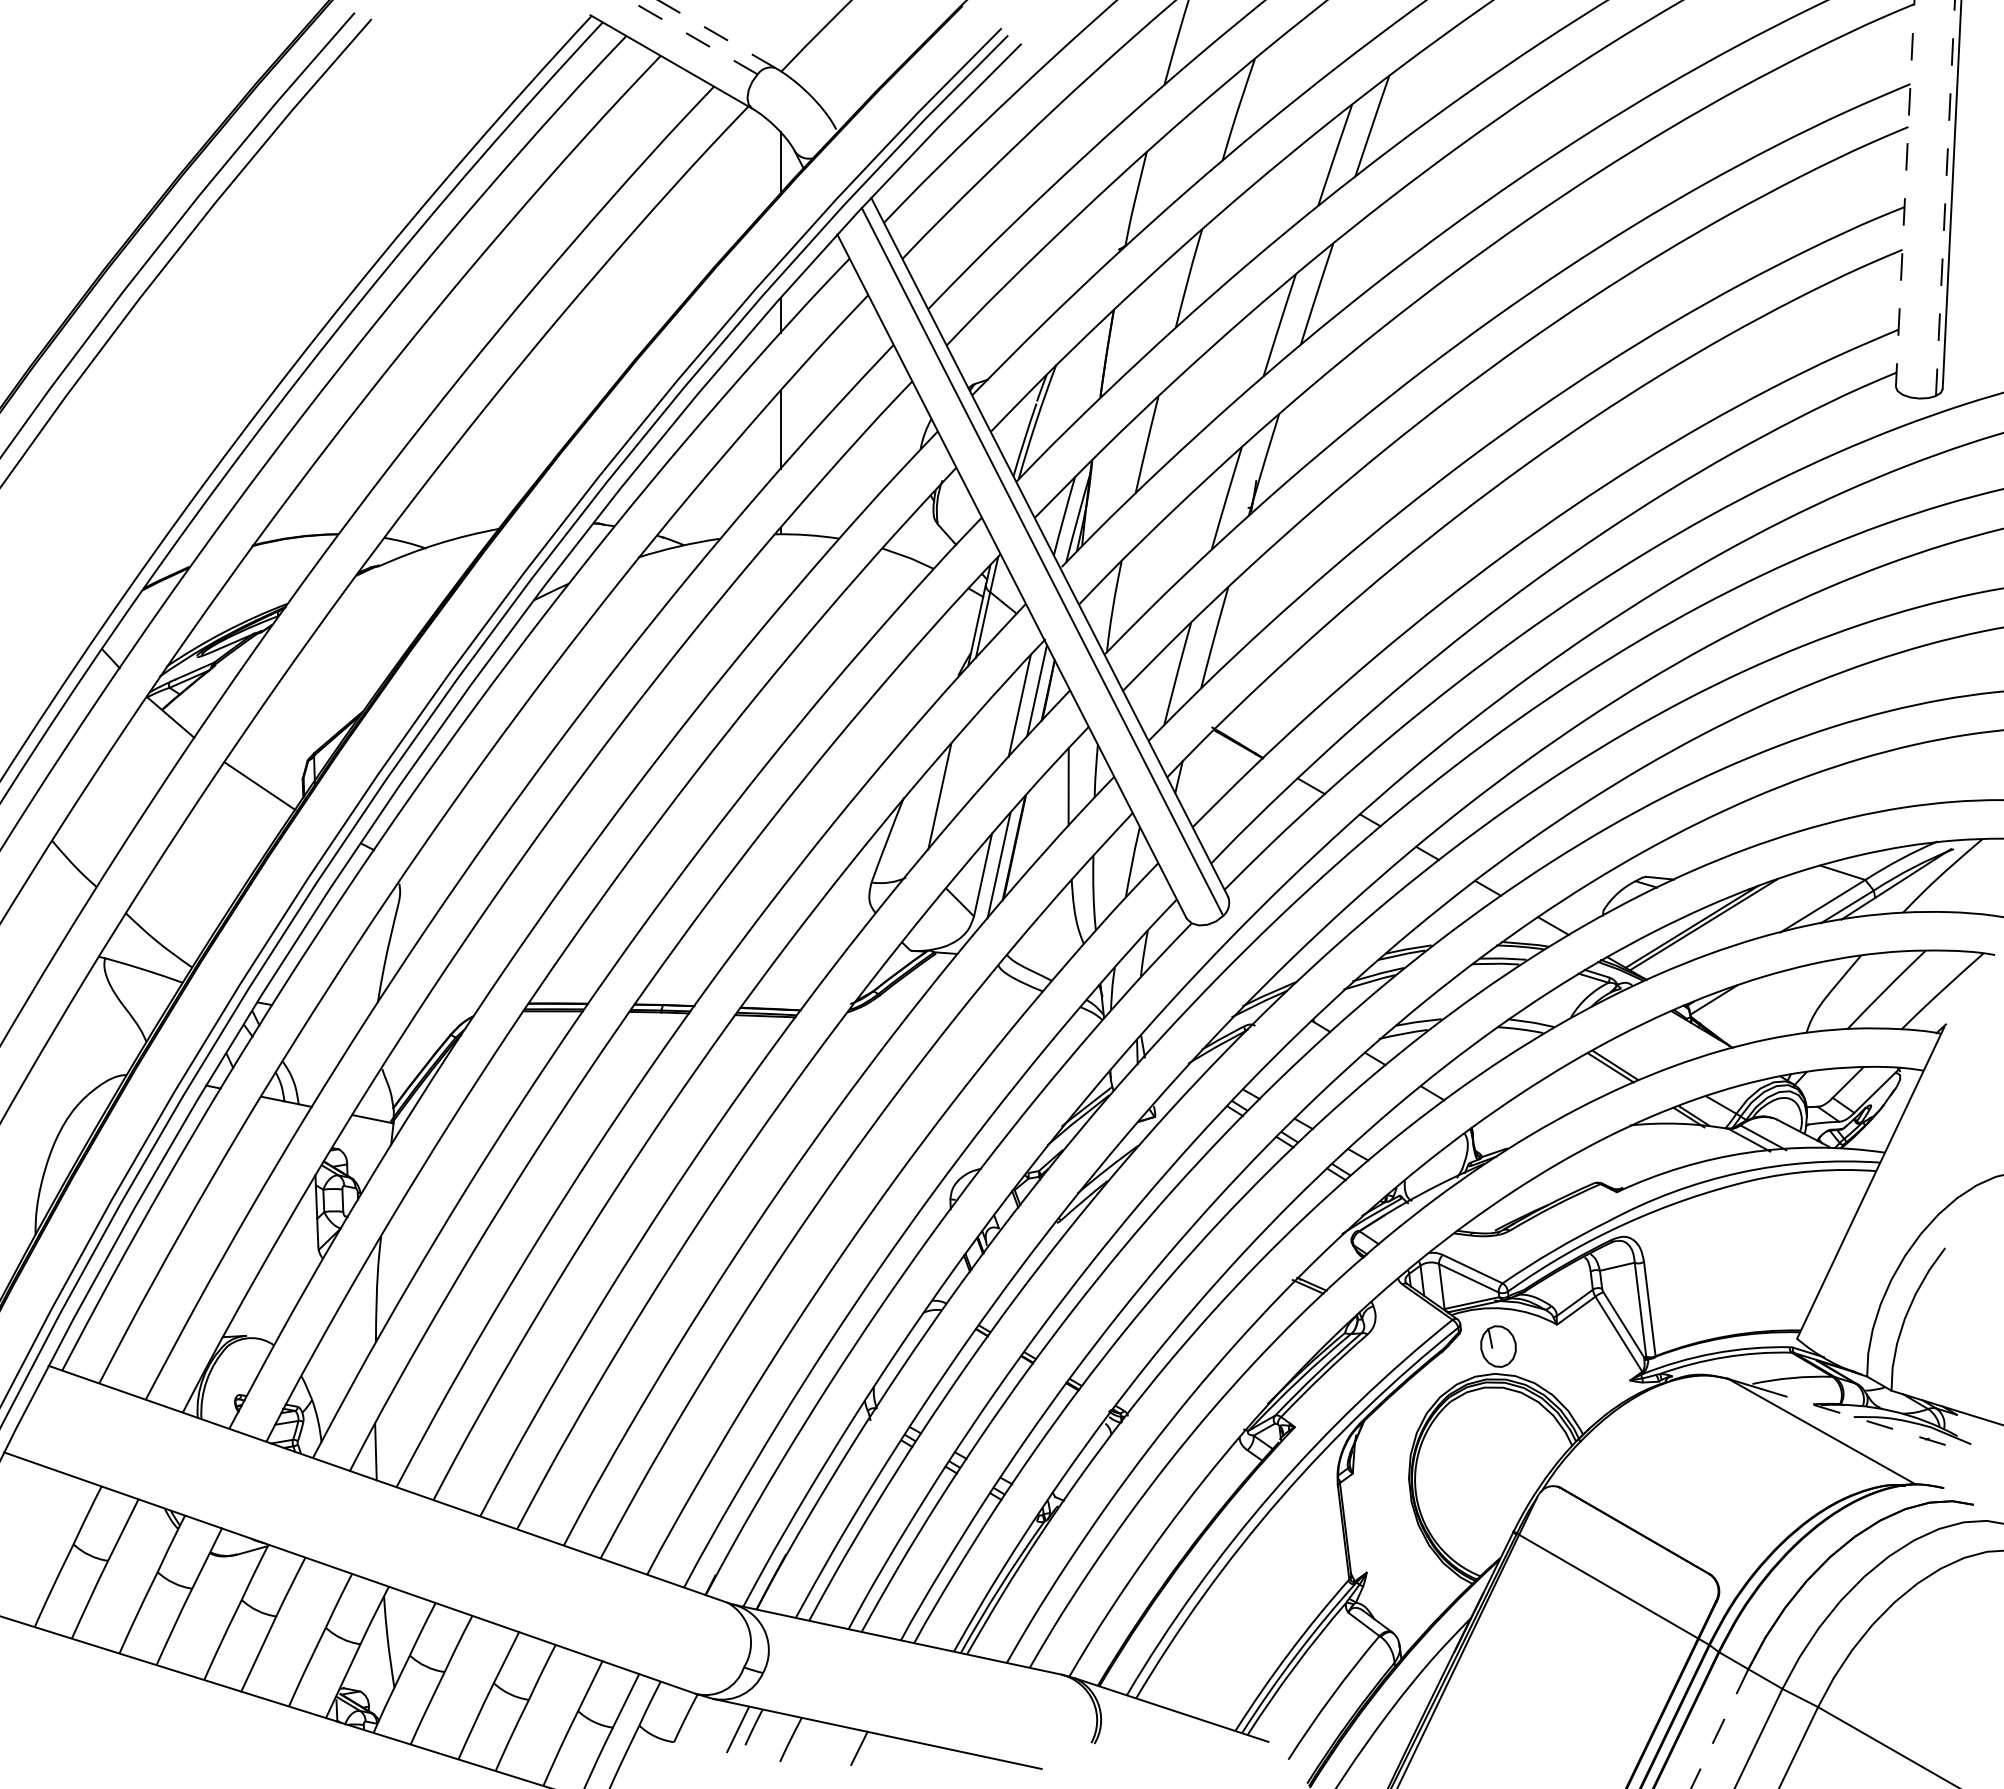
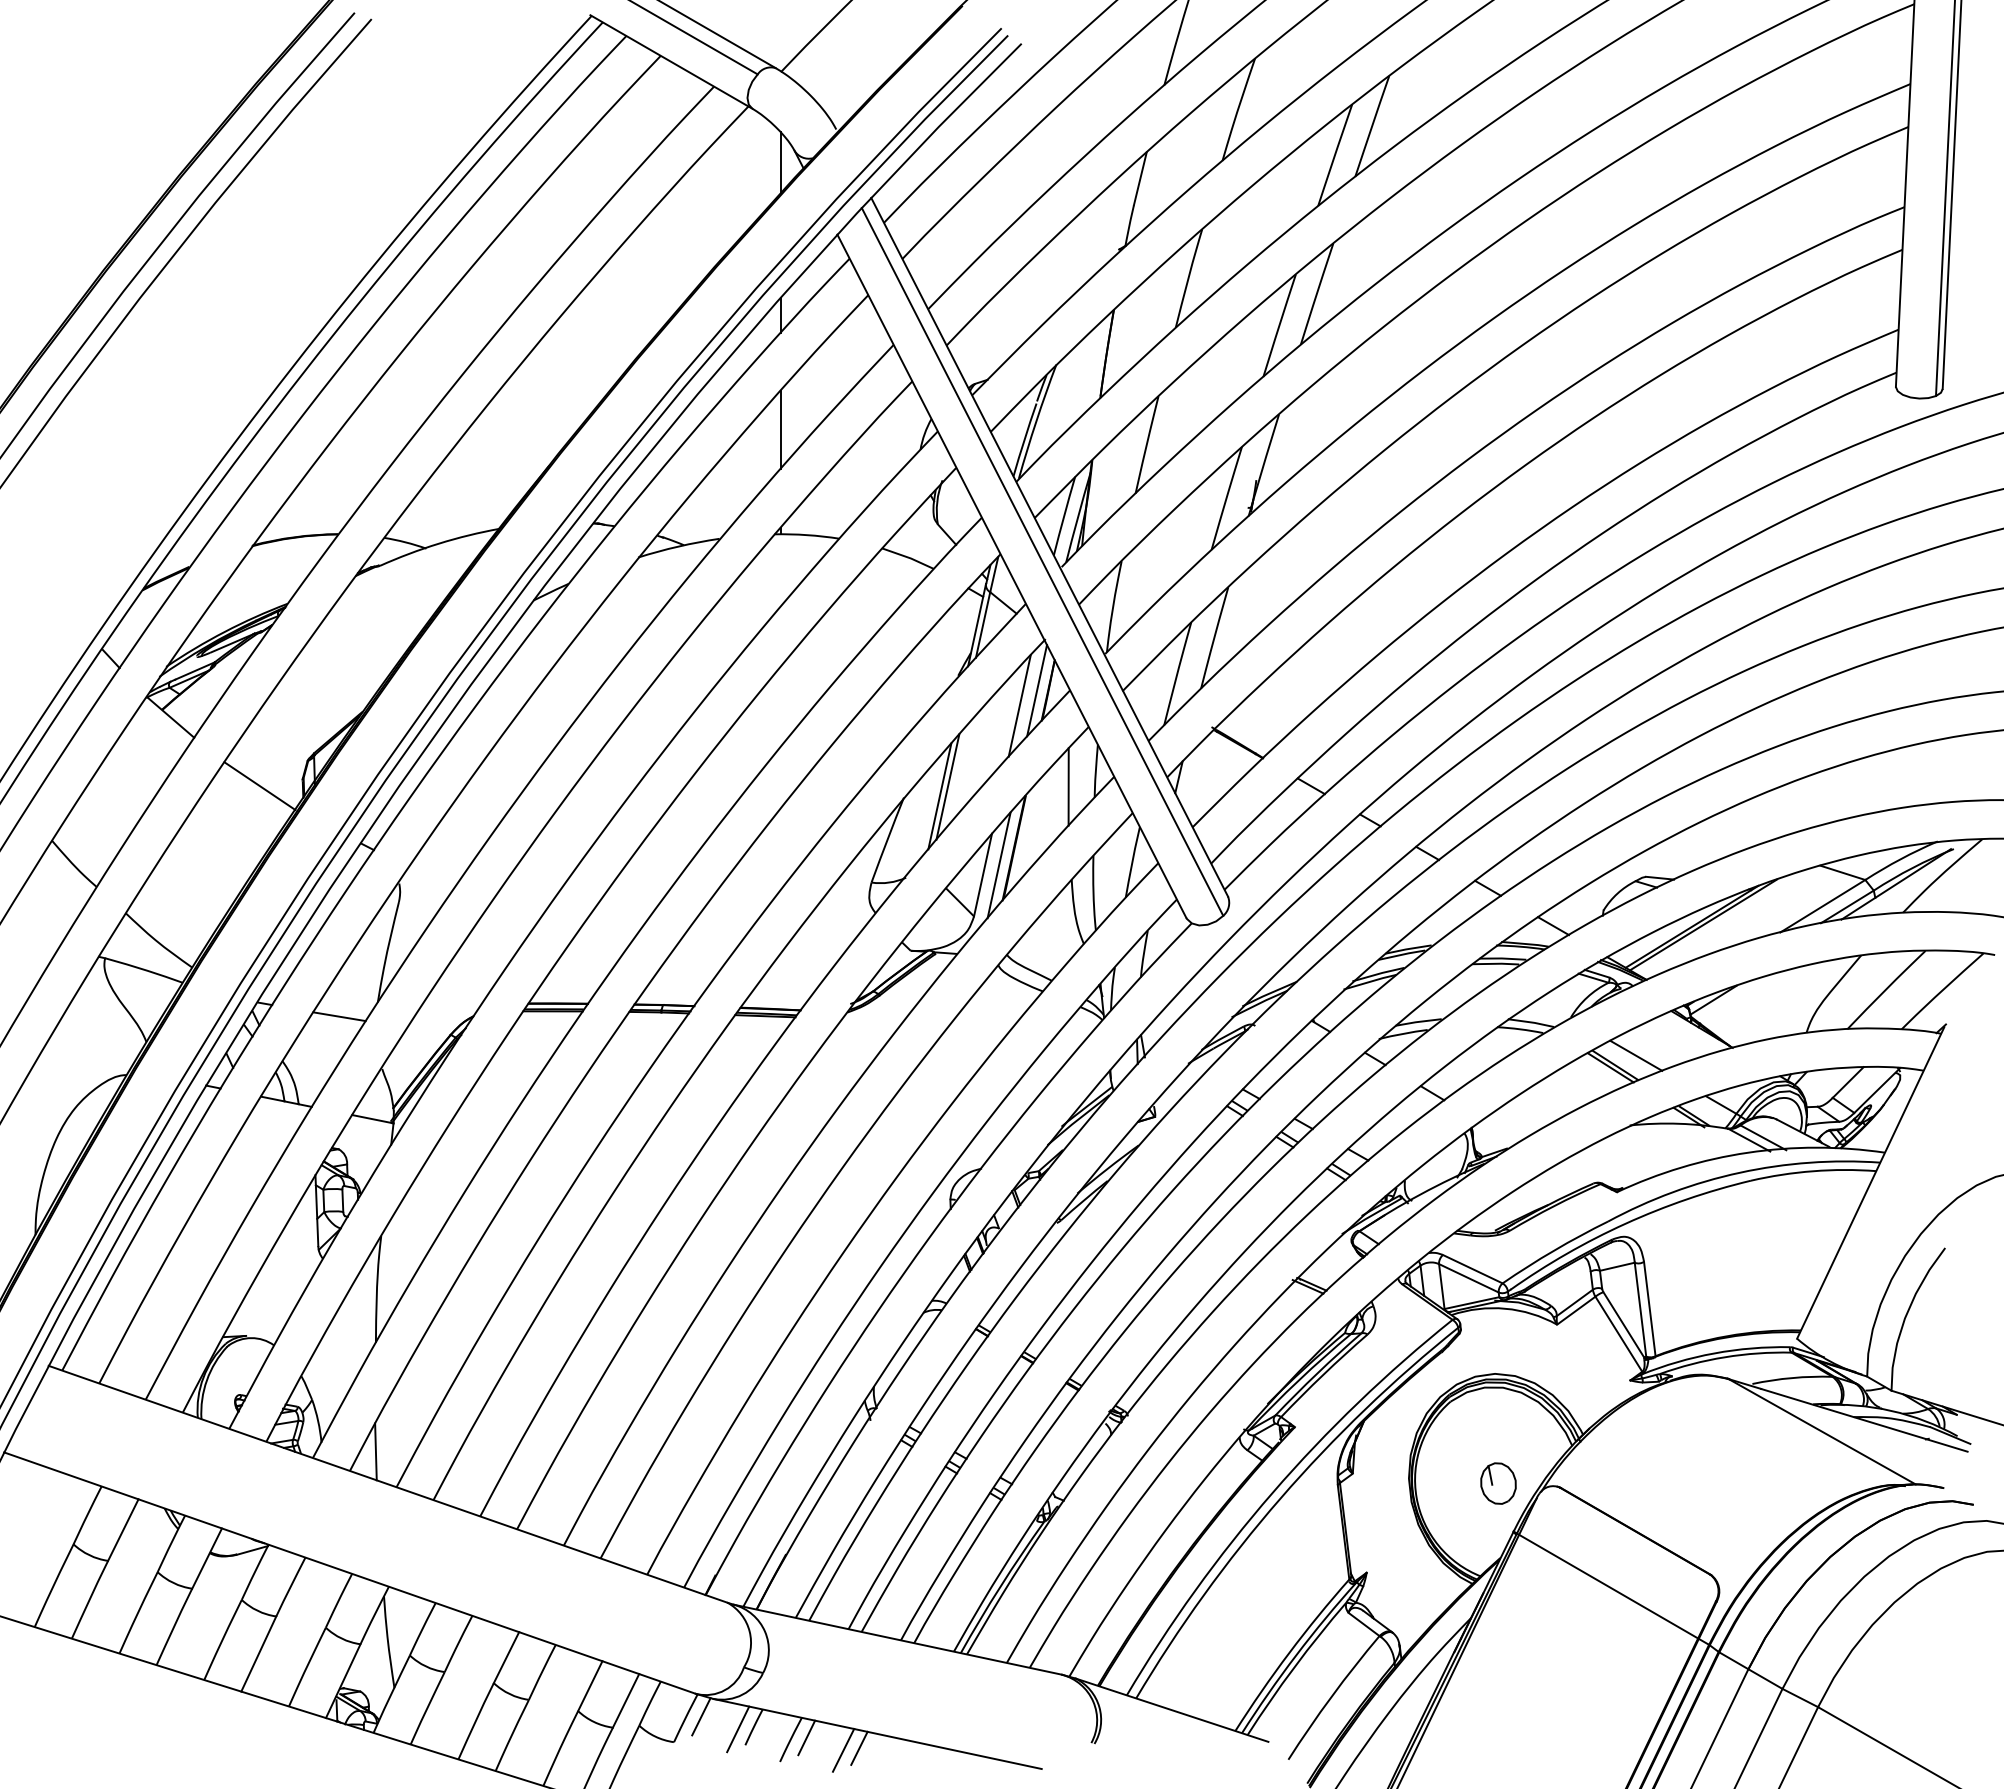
line: dashed -> solid (716, 34)
line: dashed -> solid (693, 37)
line: dashed -> solid (1905, 194)
line: dashed -> solid (1945, 198)
line: none -> present (947, 786)
line: none -> present (339, 1016)
line: none -> present (1636, 1055)
part position: (1498, 1346) -> (1498, 1483) (1498, 1483)
line: dashed -> solid (1864, 1420)
line: none -> present (701, 1716)
line: dashed -> solid (1719, 1728)
line: none -> present (806, 1737)
line: none -> present (843, 1750)
